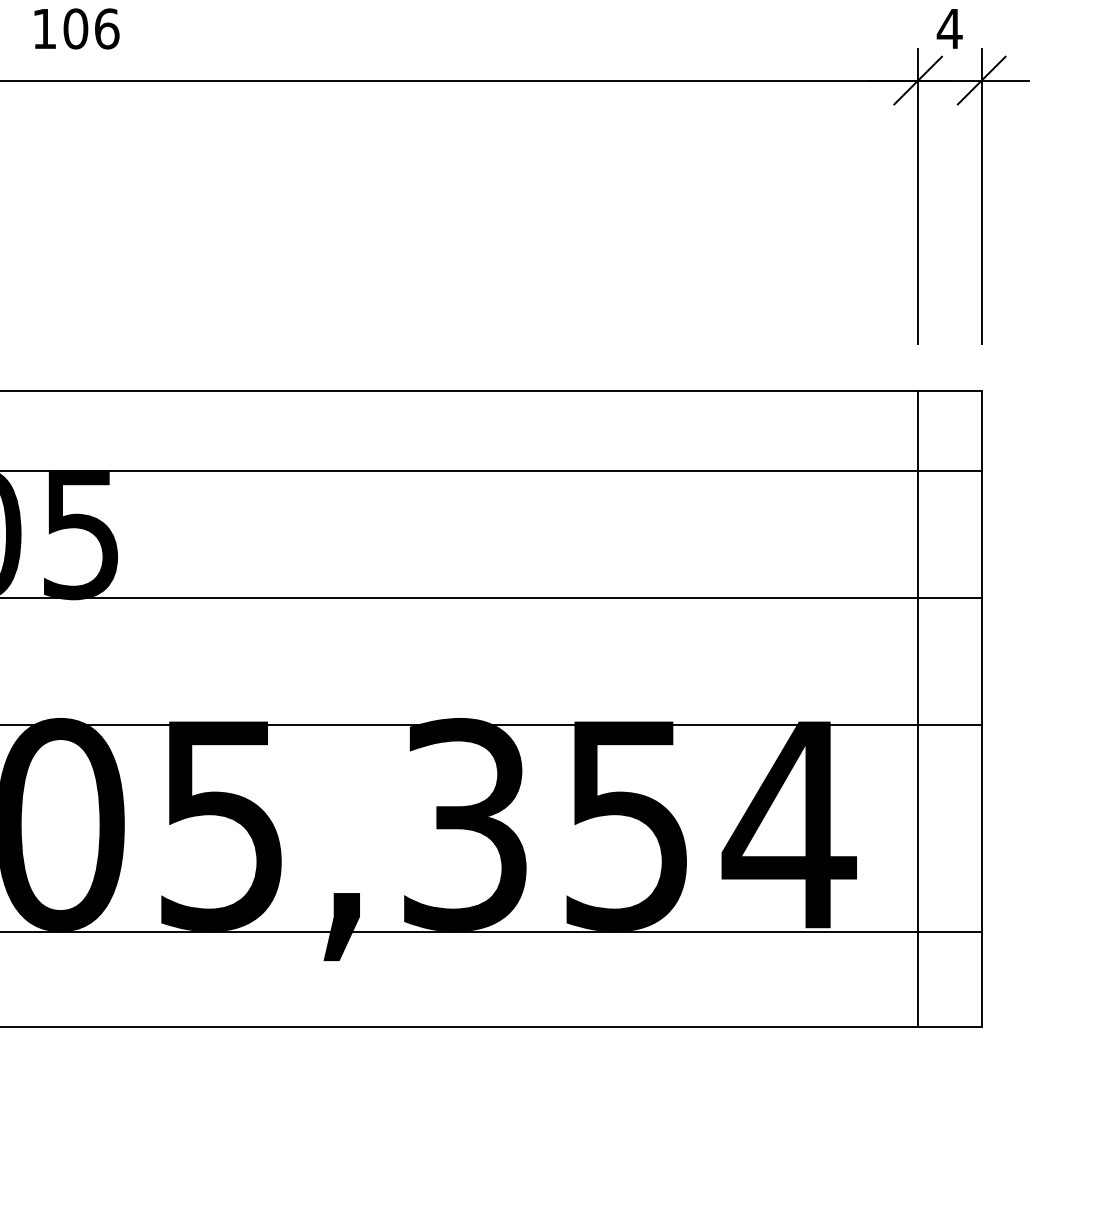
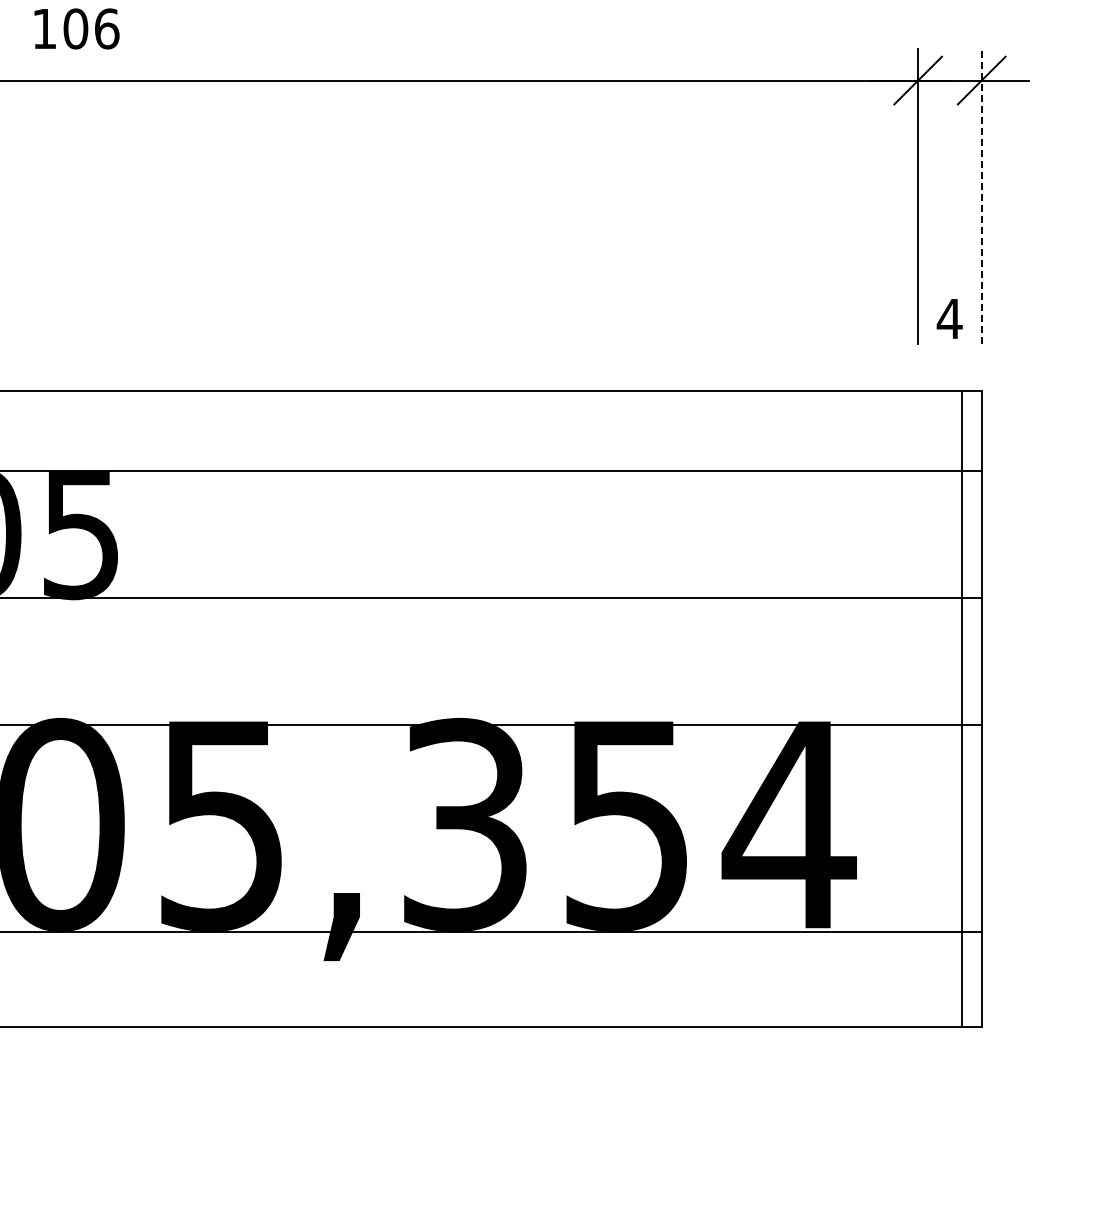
text position: (949, 28) -> (949, 318) (949, 318)
line: solid -> dashed (981, 195)
line position: (918, 708) -> (962, 708) (962, 708)
